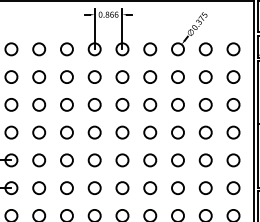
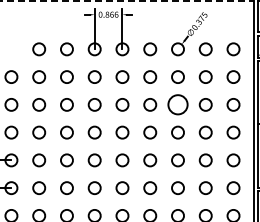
line: solid -> dashed (127, 0)
circle: present -> none (11, 49)
circle size: 14x14 px -> 22x22 px (177, 104)
